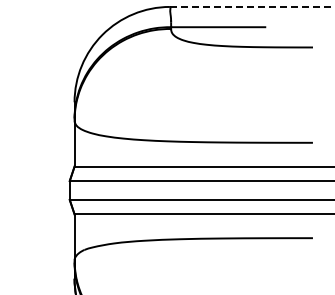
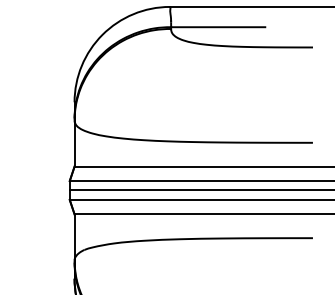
line: dashed -> solid (252, 6)
line: none -> present (200, 190)
